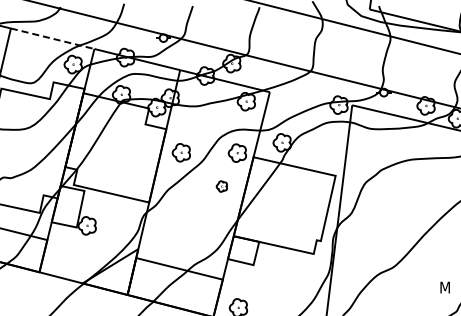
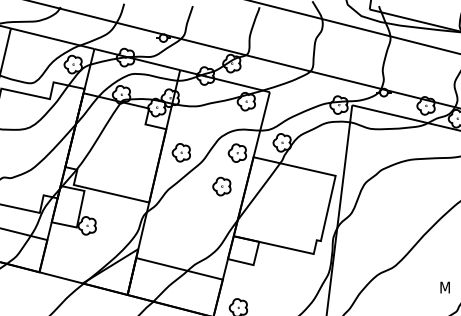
line: dashed -> solid (52, 38)
part size: 13x13 px -> 20x21 px (221, 186)
